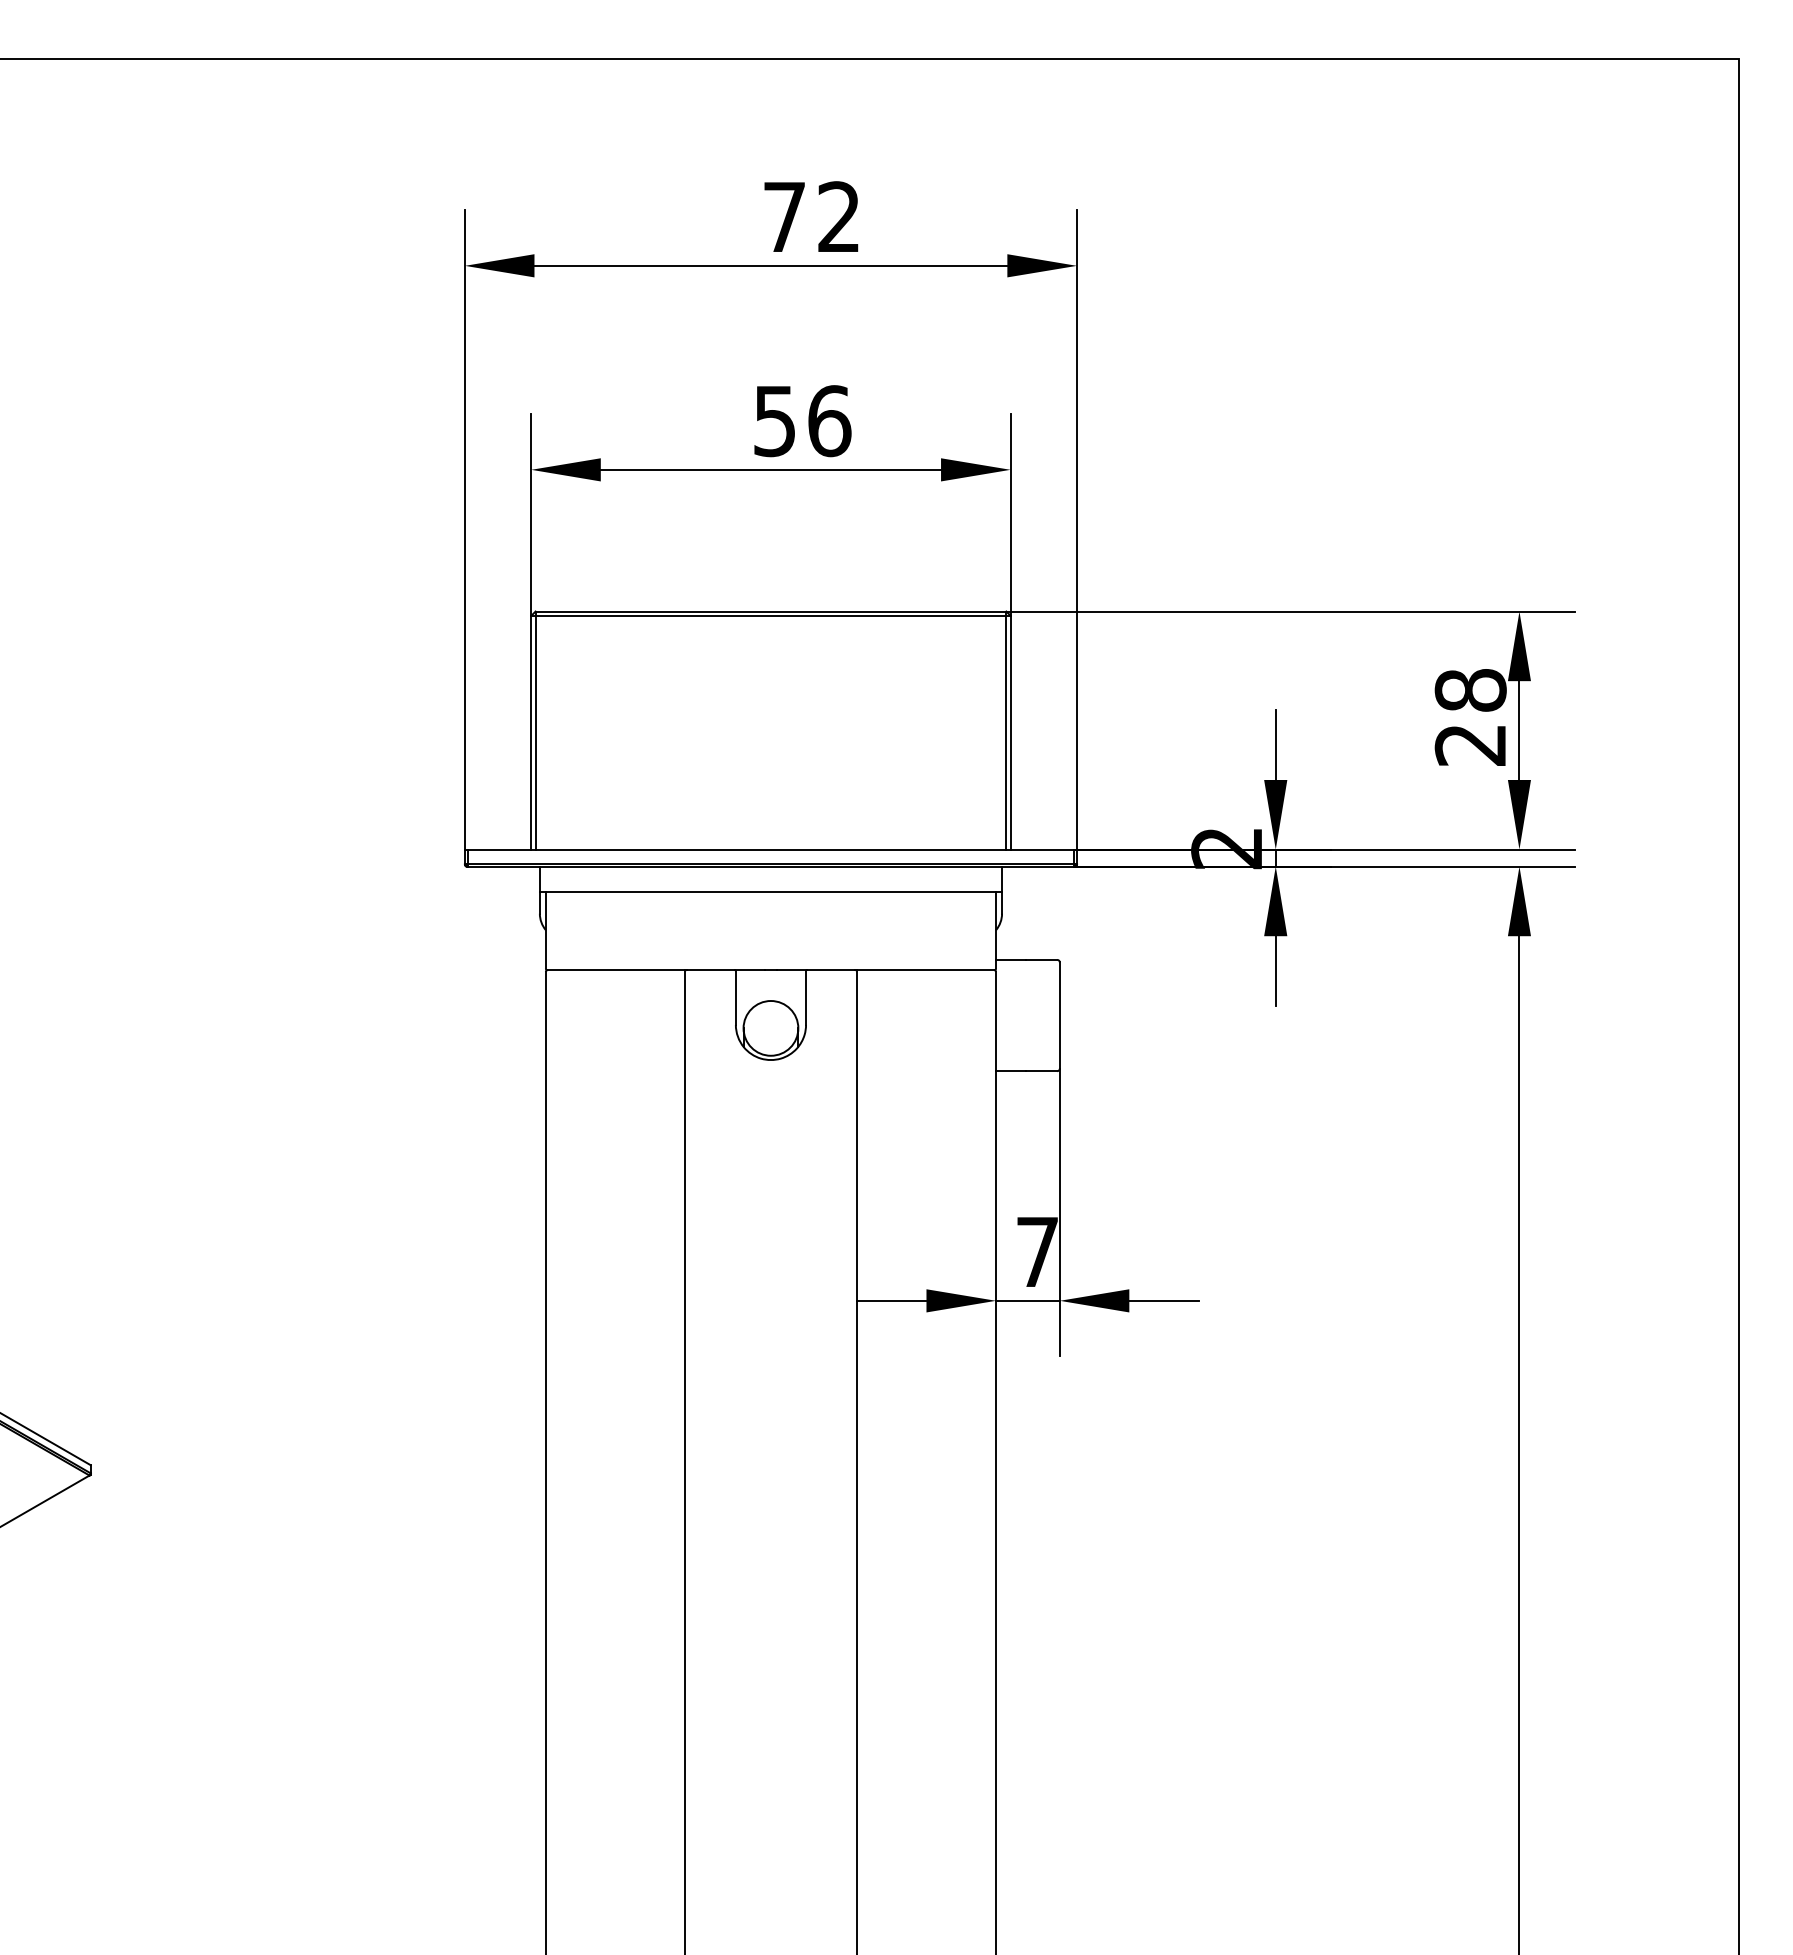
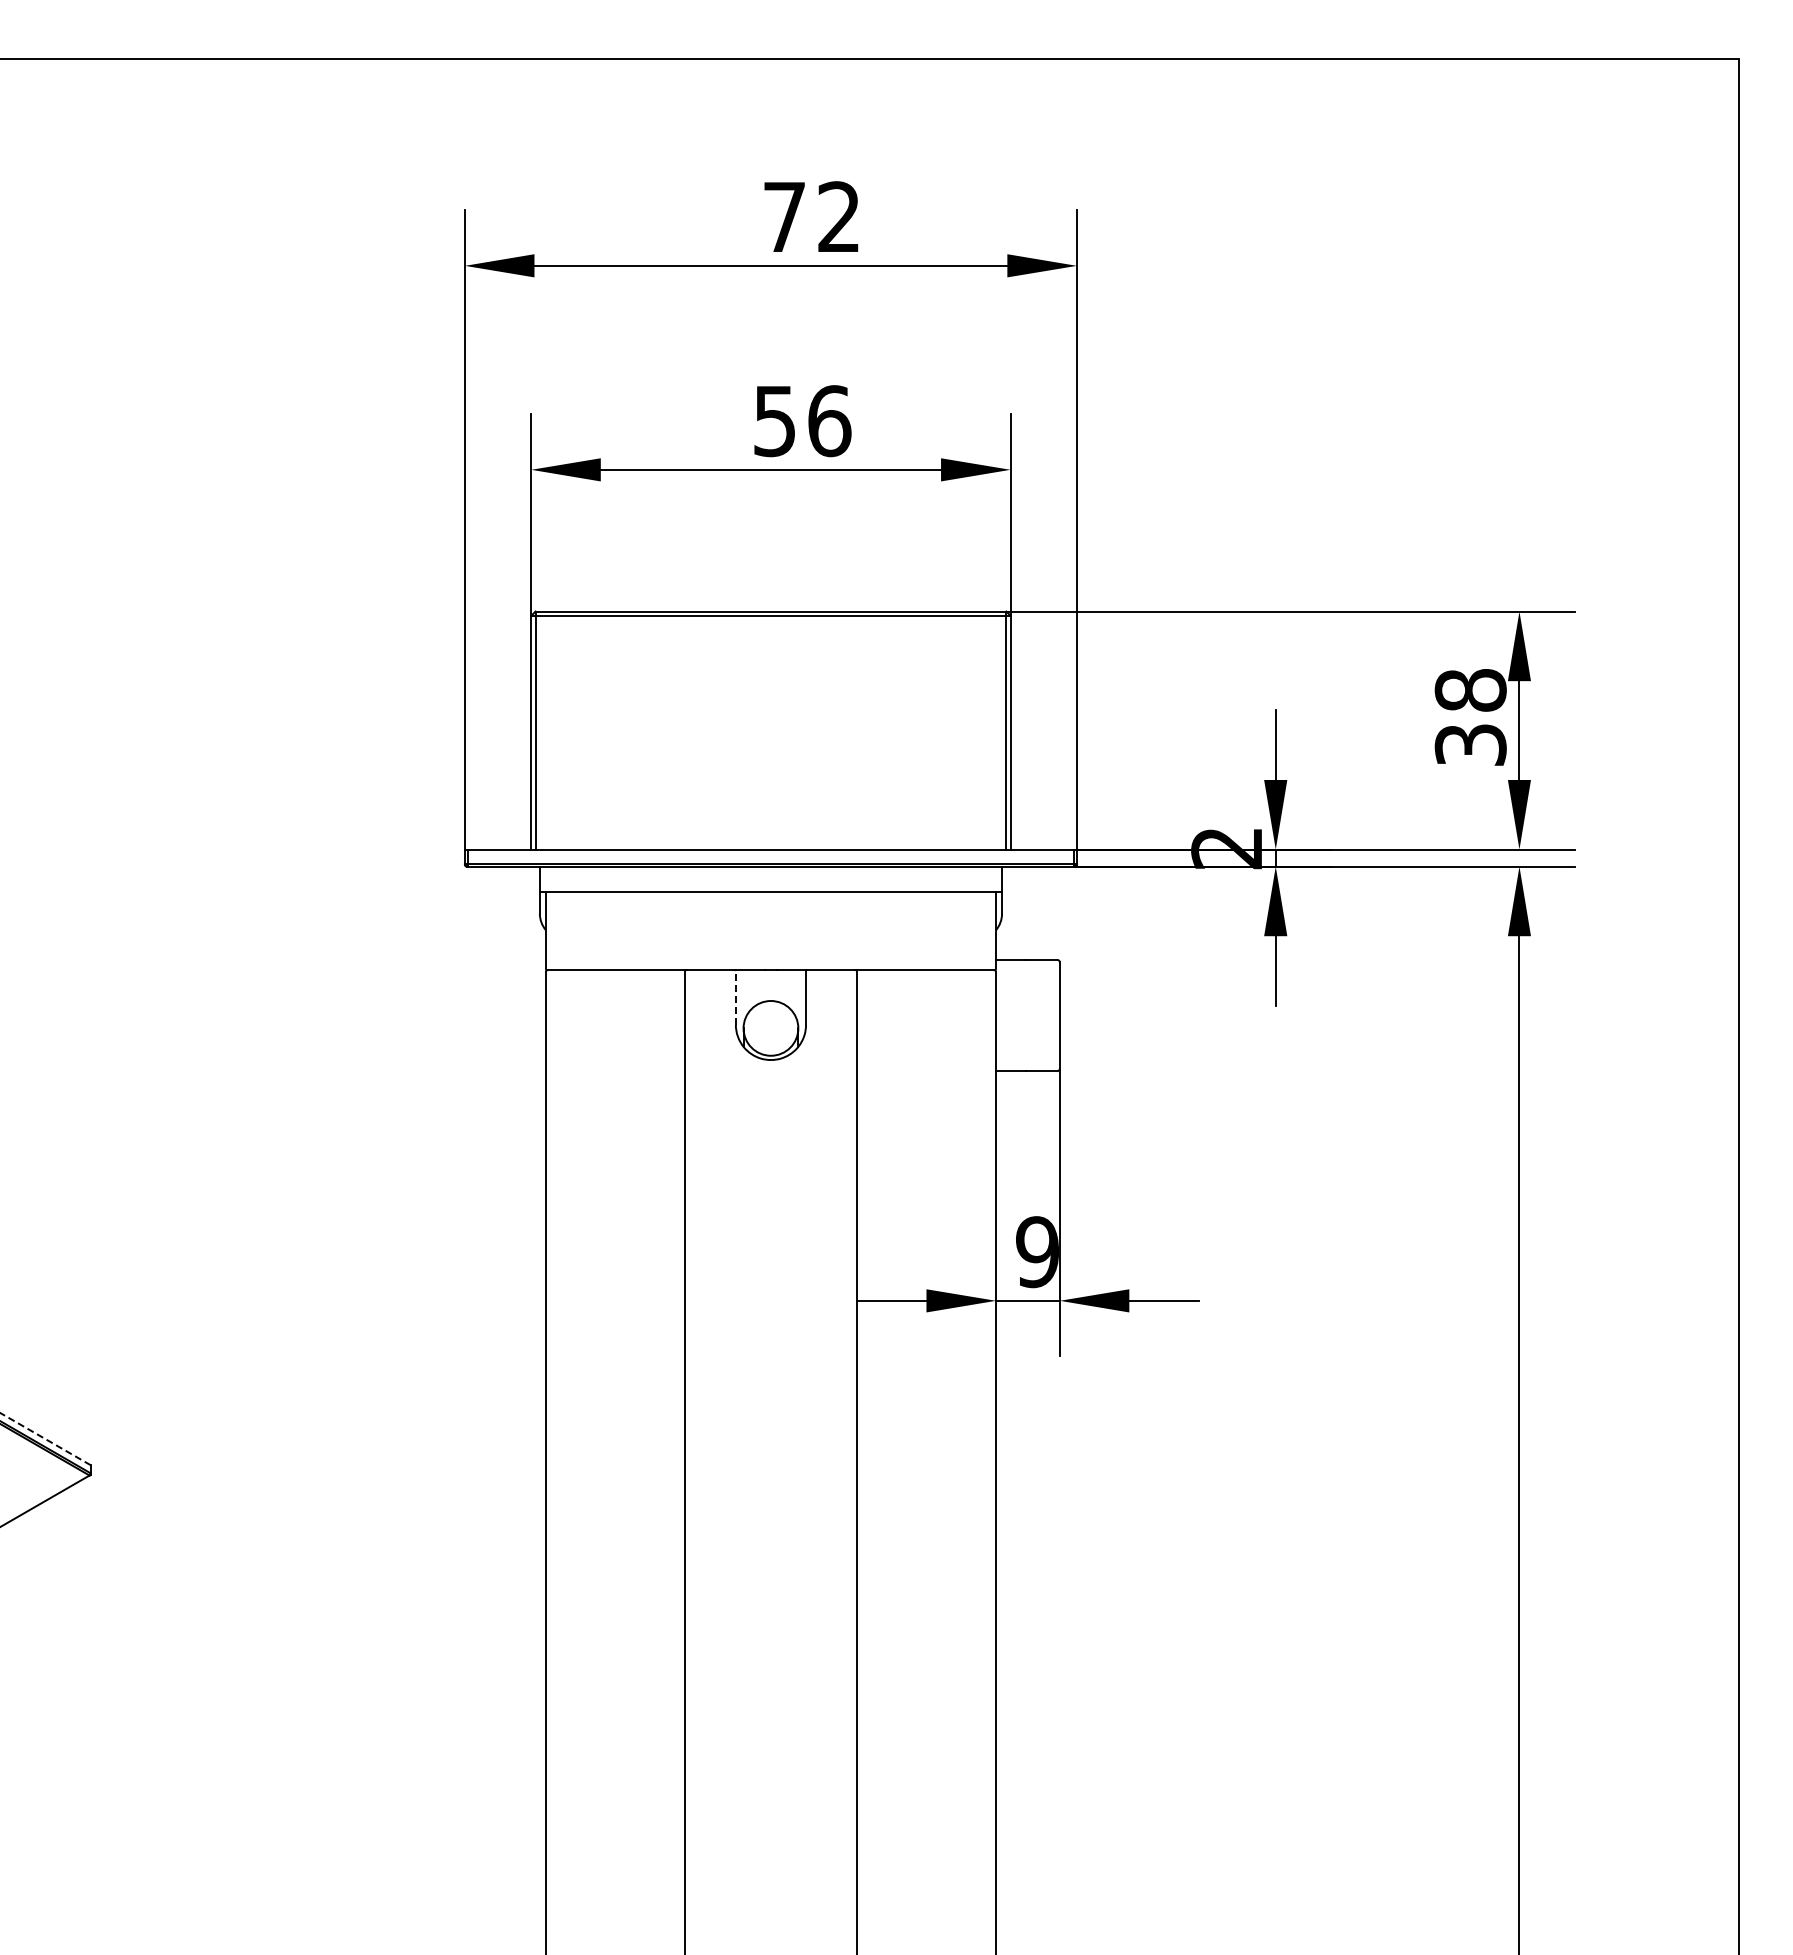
text: 28 -> 38 (1470, 744)
line: solid -> dashed (735, 998)
text: 7 -> 9 (1037, 1252)
line: solid -> dashed (45, 1438)
